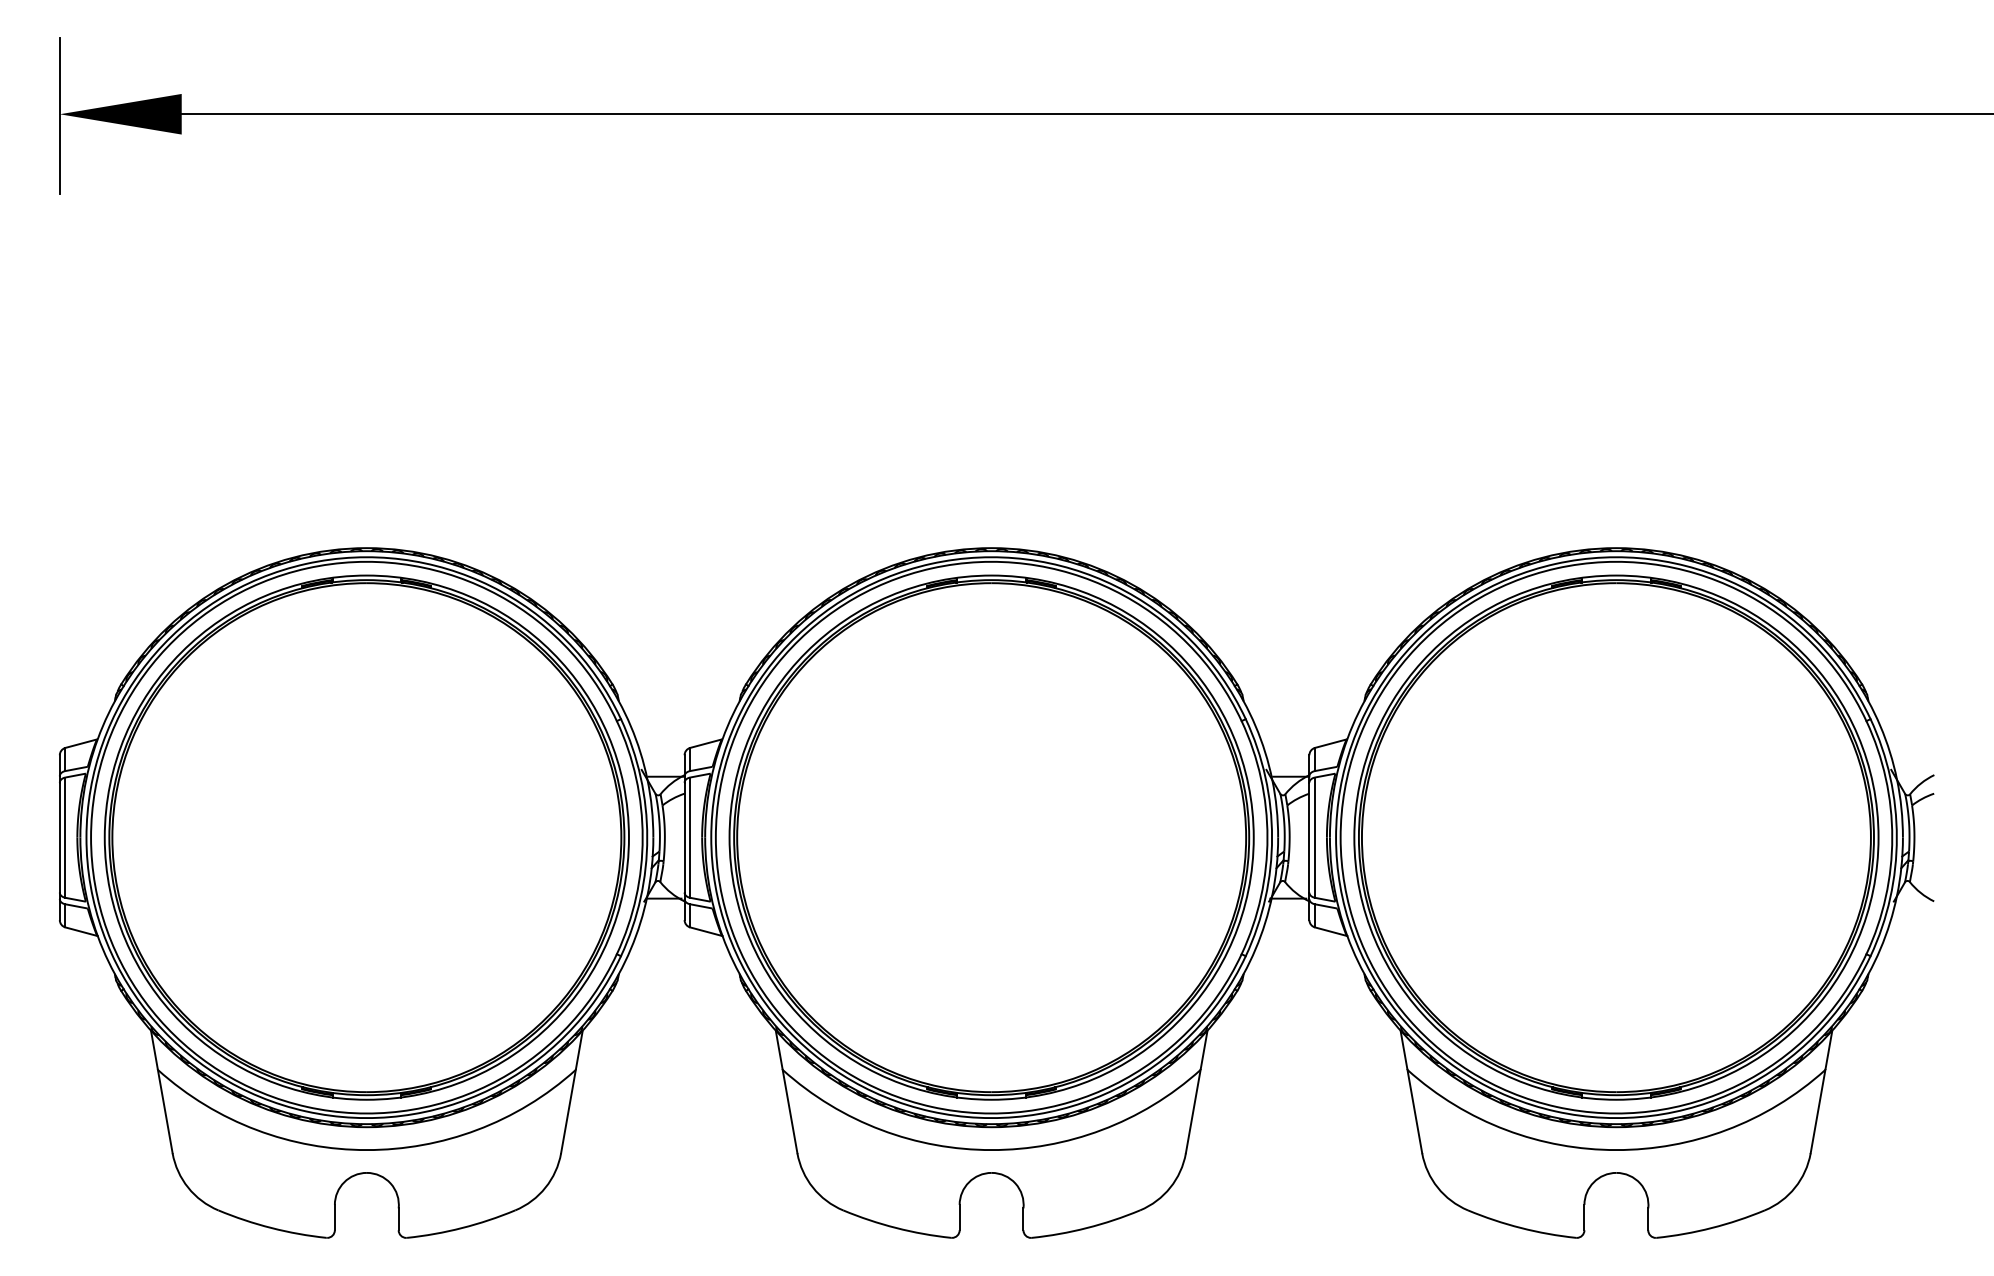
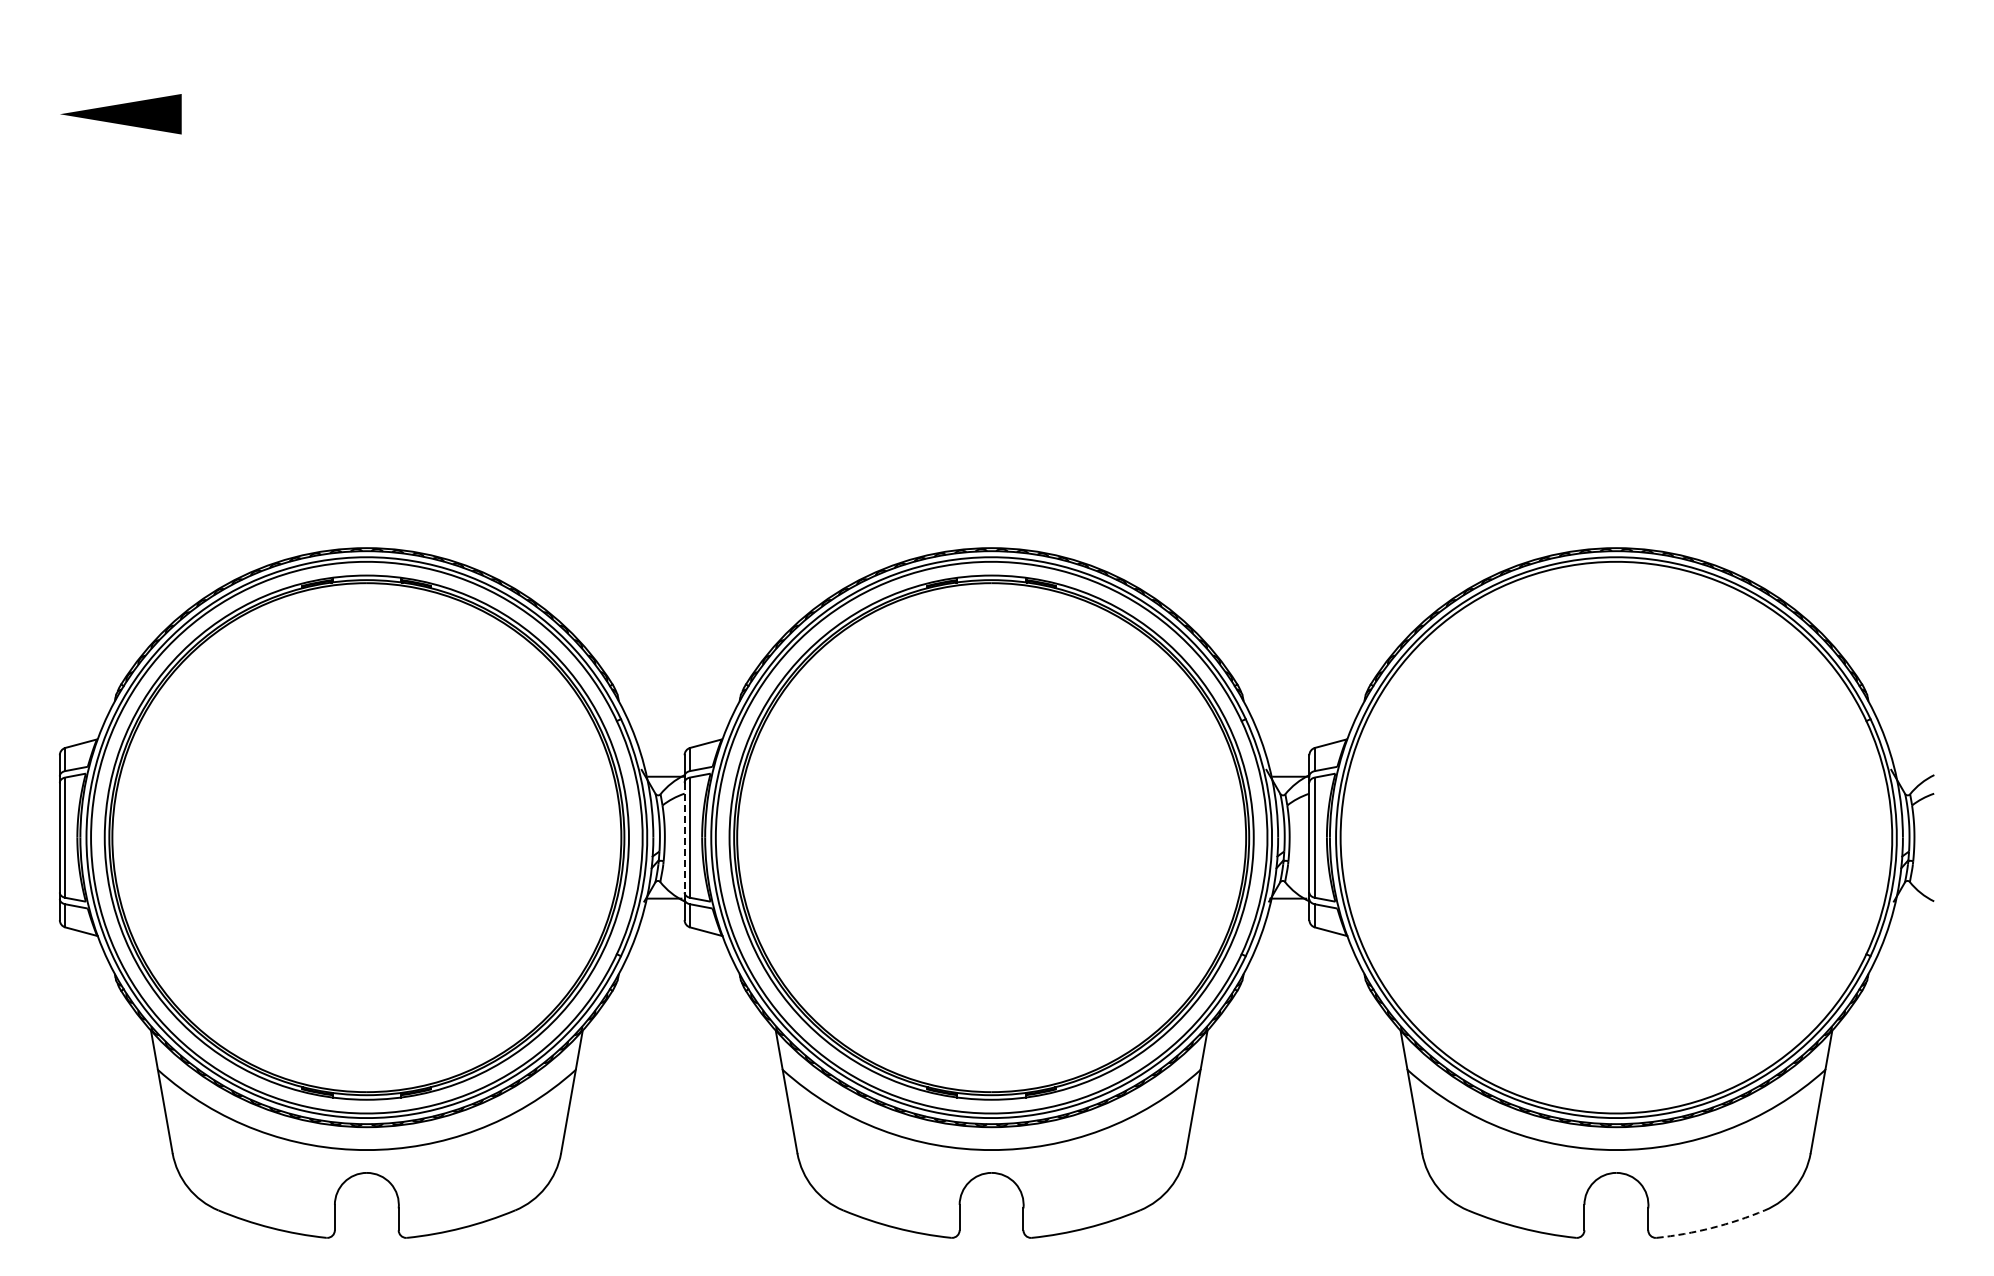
line: present -> none (1085, 114)
line: present -> none (59, 115)
line: solid -> dashed (684, 837)
part: present -> none (1616, 837)
arc: solid -> dashed (1711, 1228)
